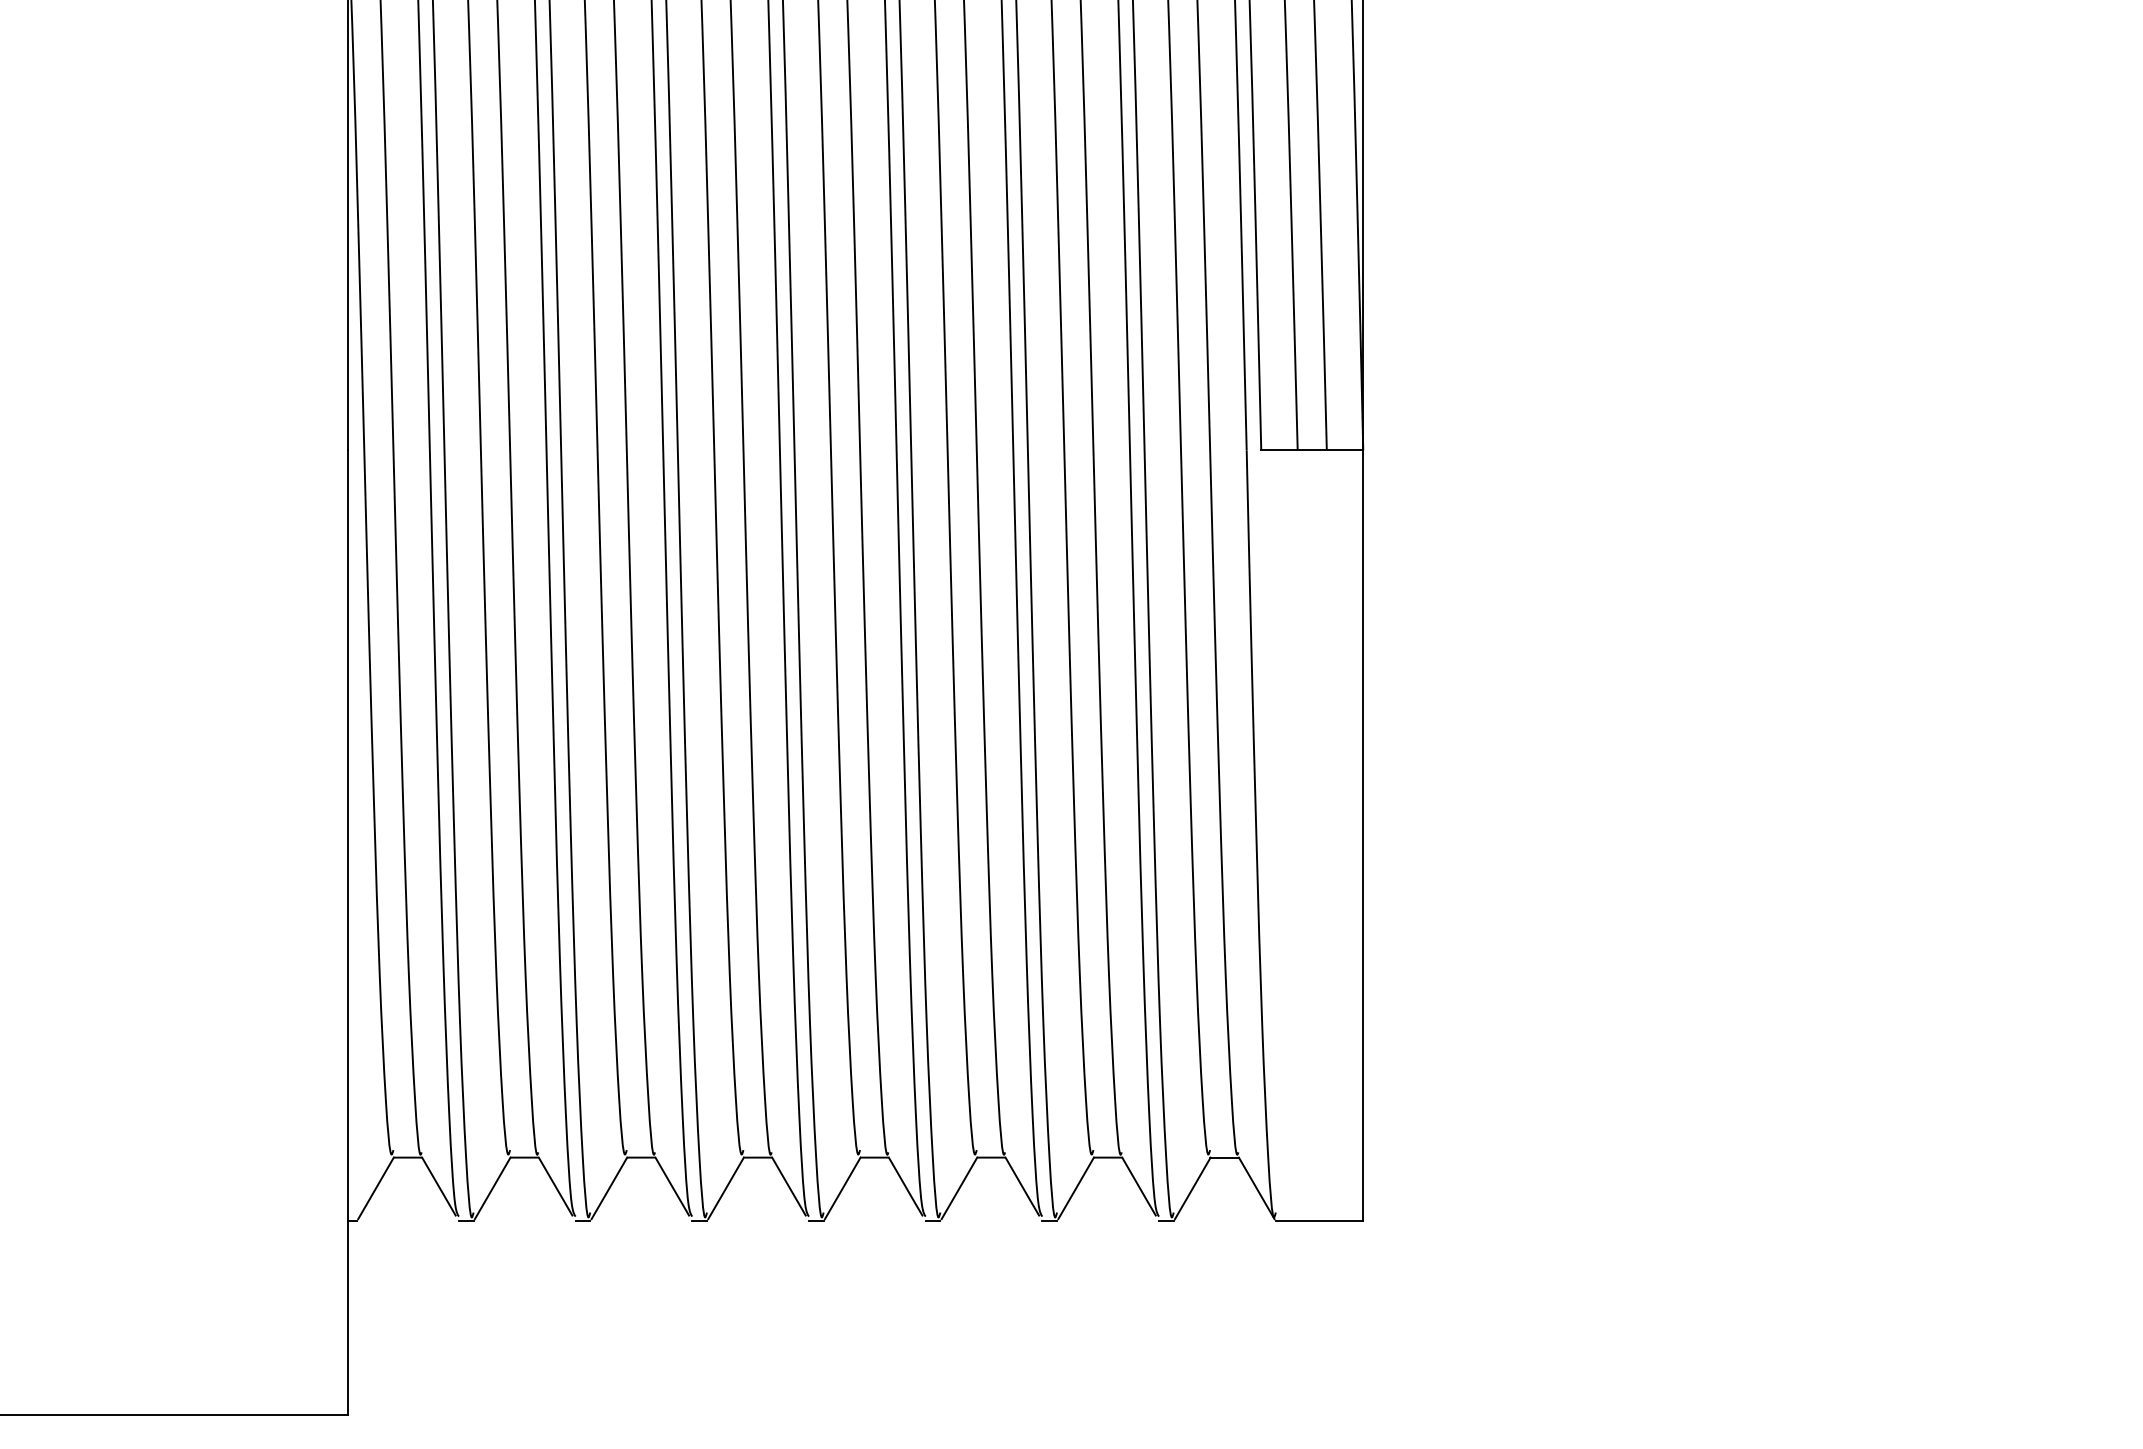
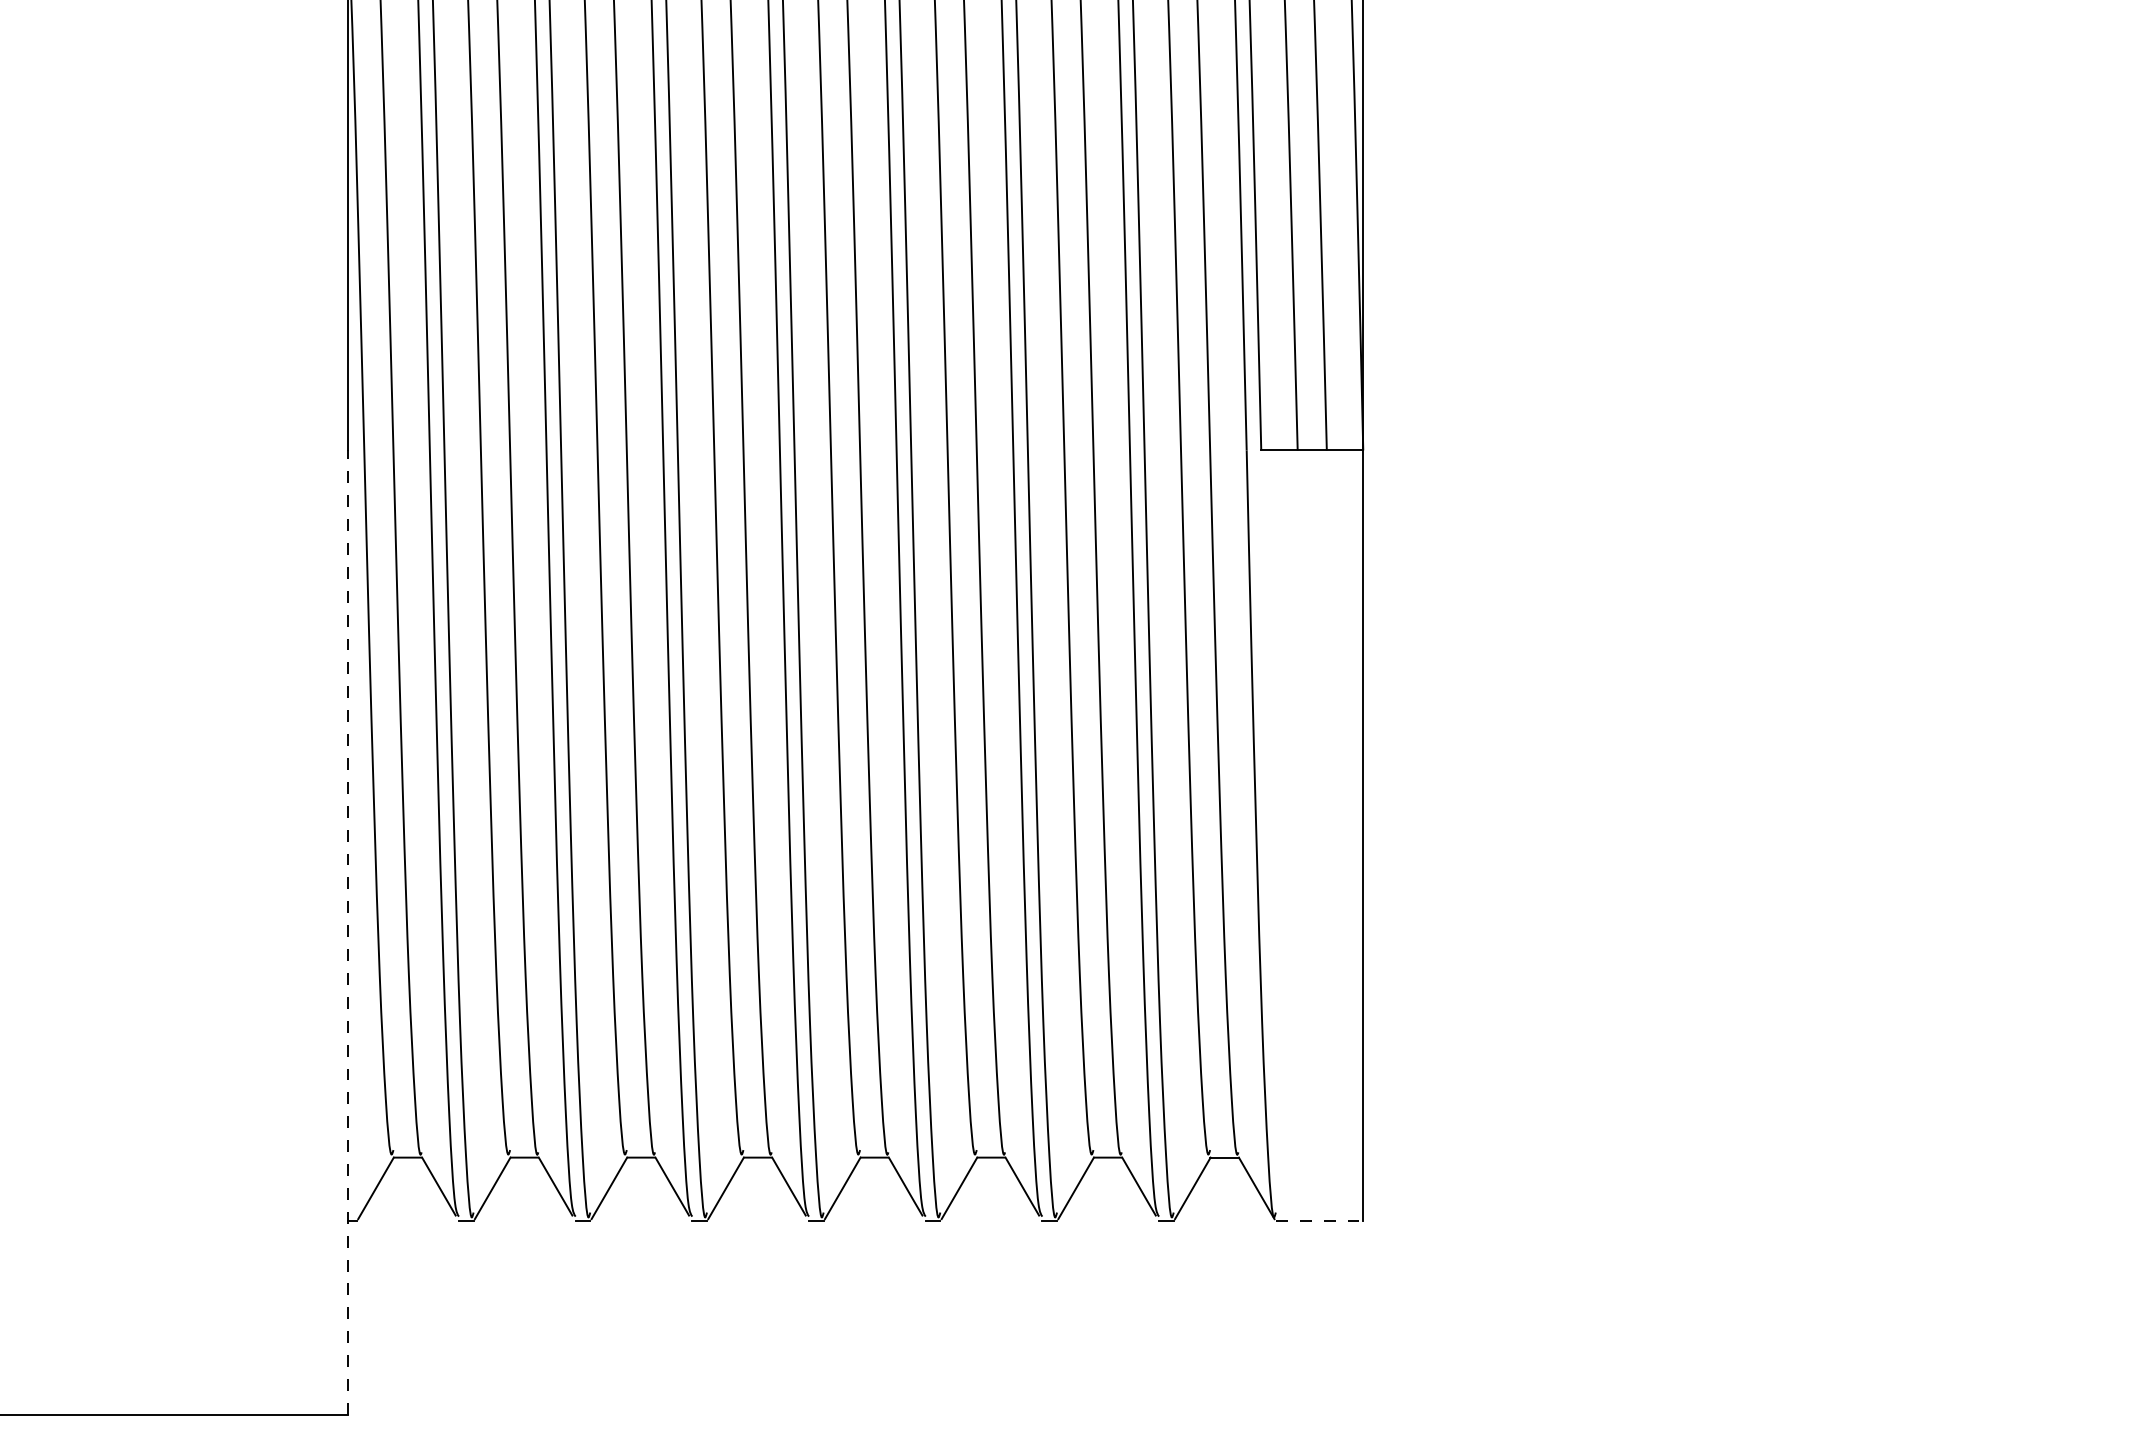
line: solid -> dashed (348, 932)
line: solid -> dashed (1319, 1220)
